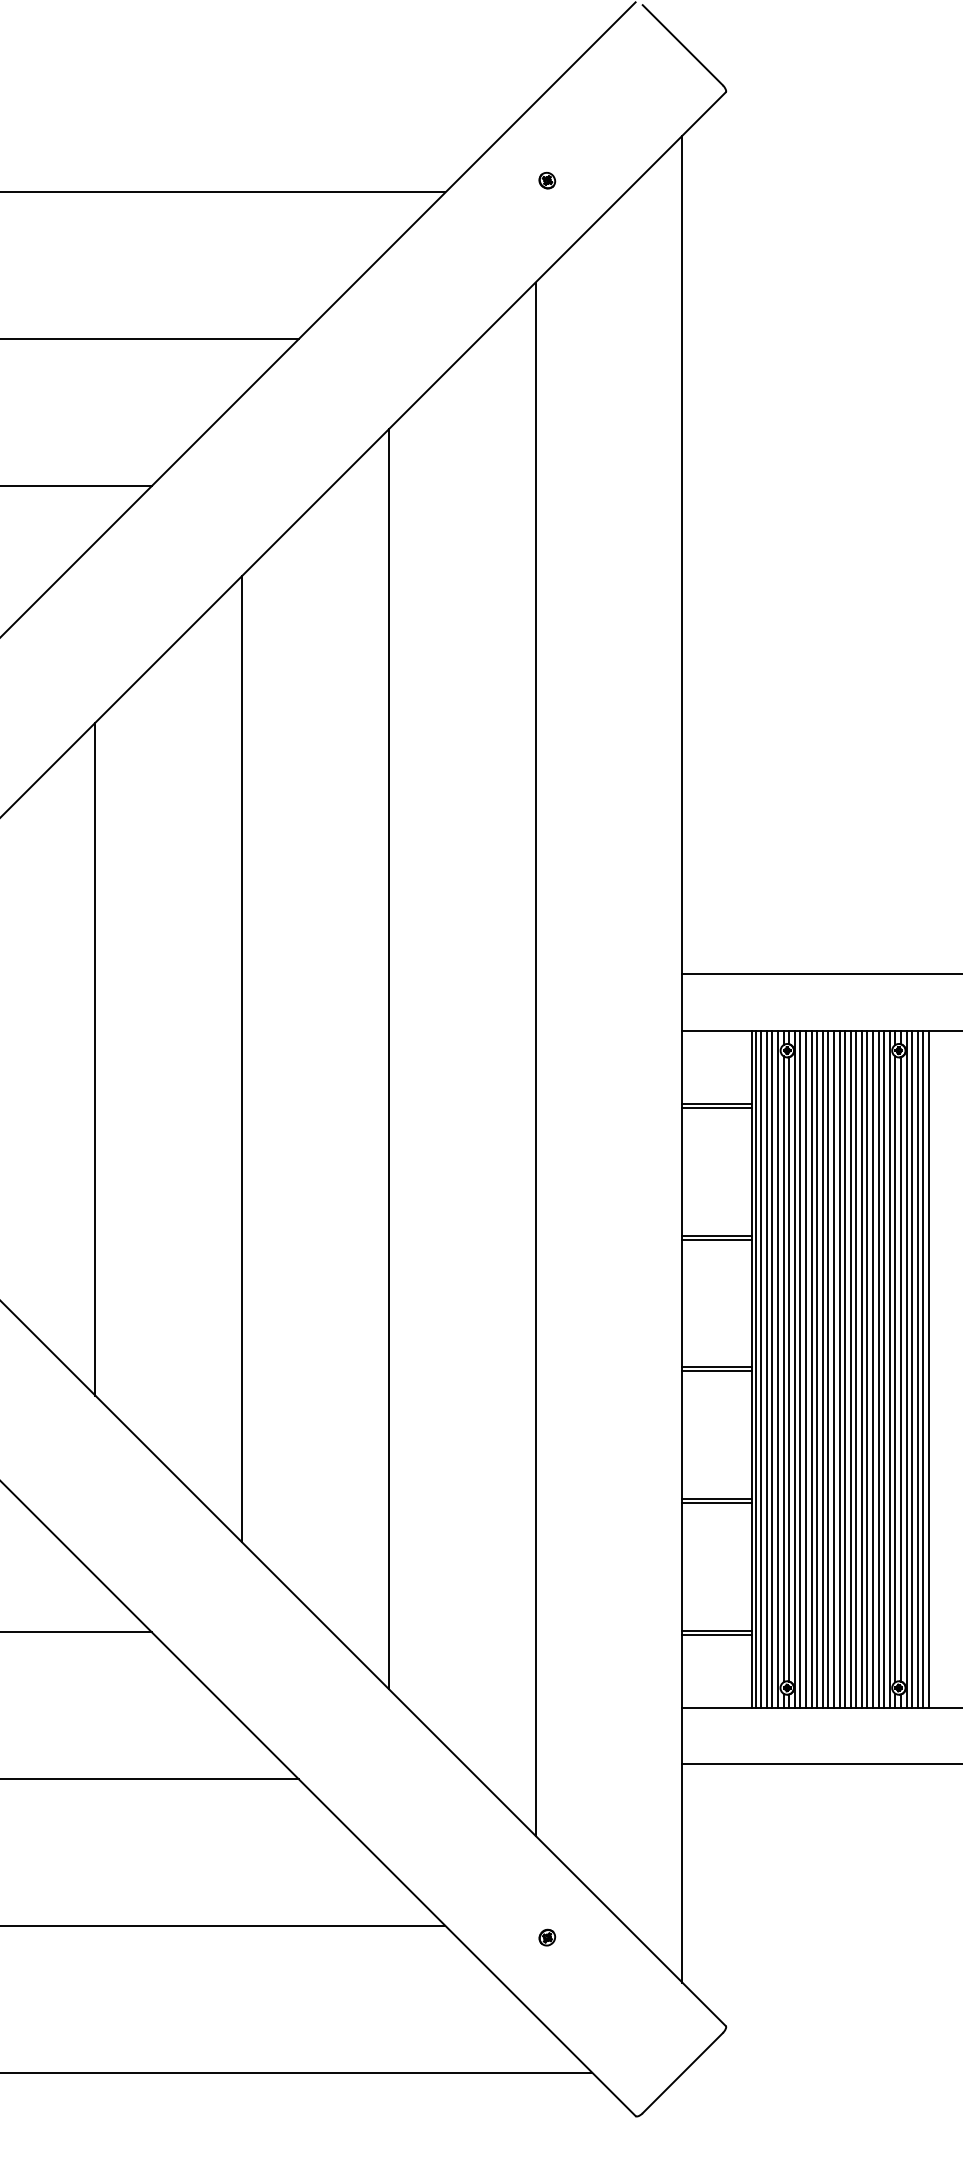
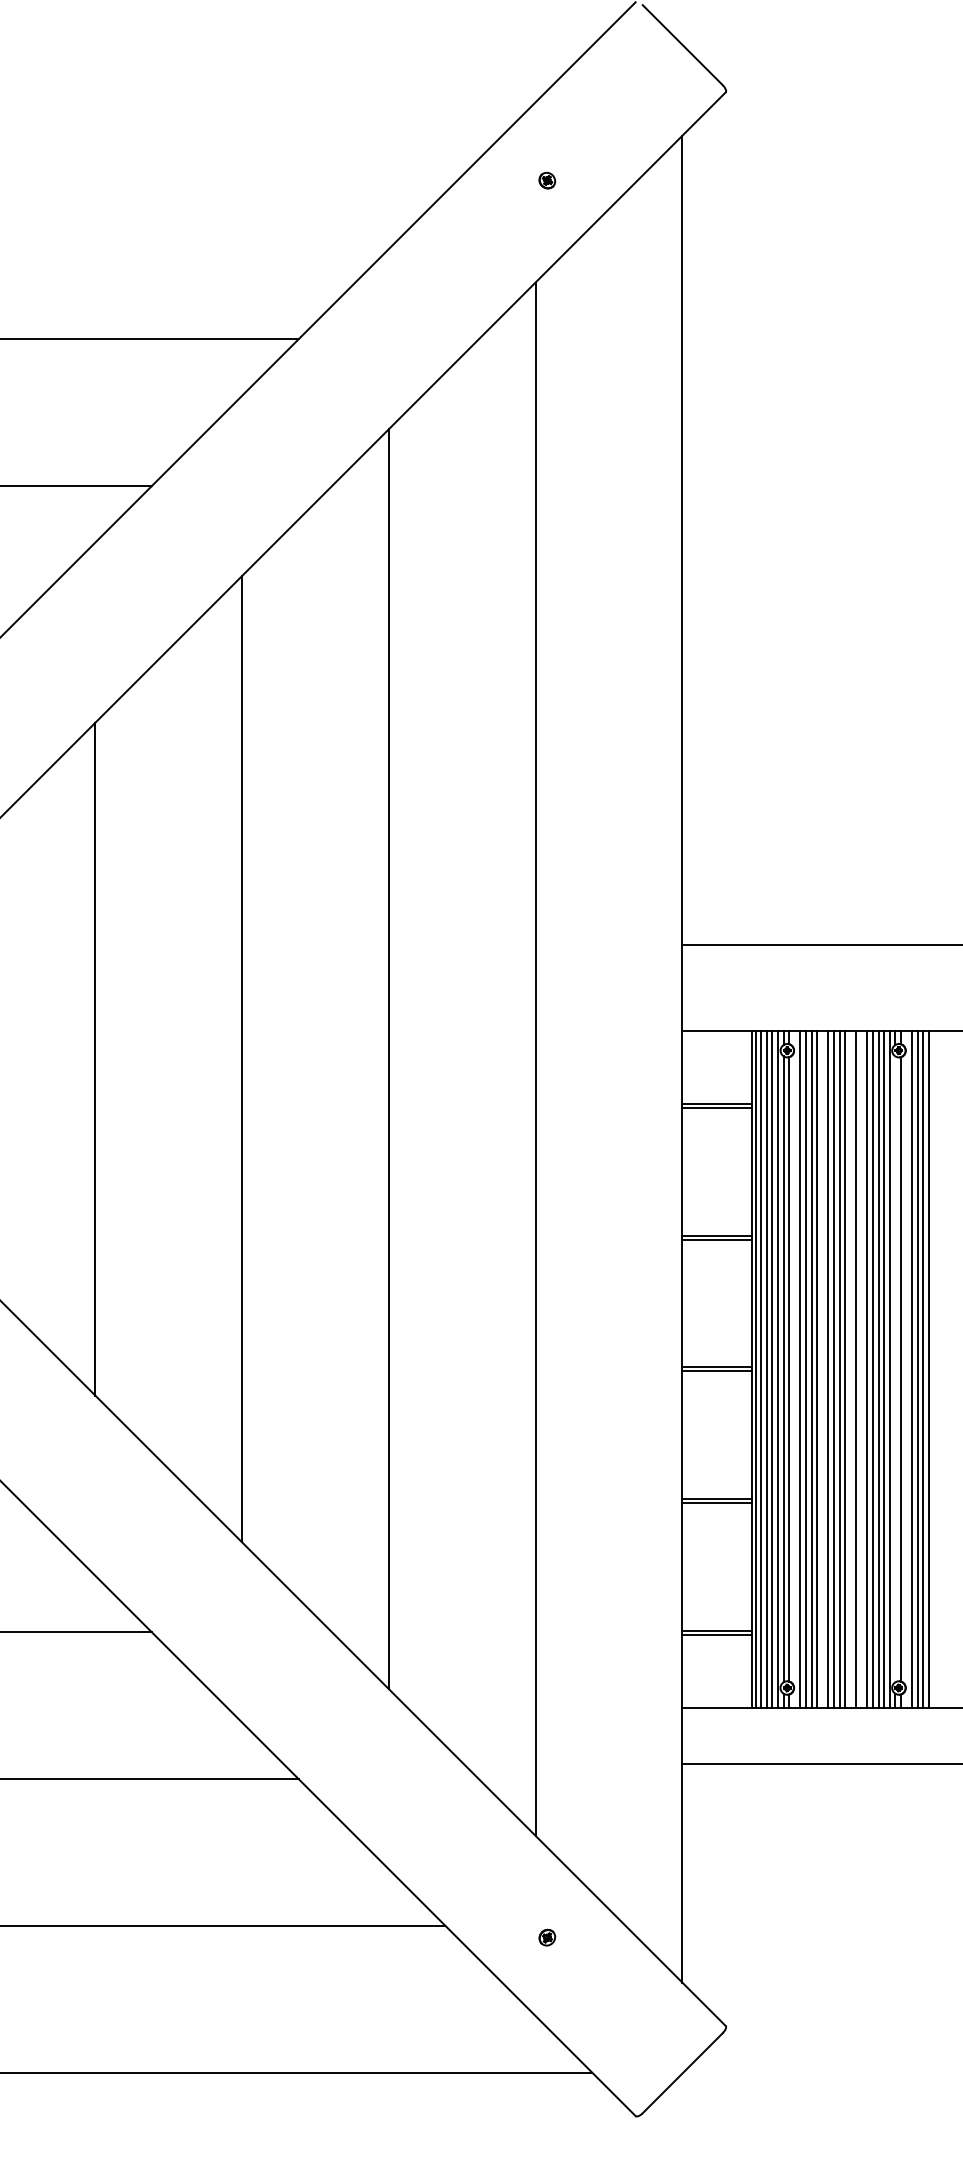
line: present -> none (223, 192)
line position: (820, 974) -> (820, 945) (820, 945)
line: present -> none (794, 1368)
line: present -> none (822, 1368)
line: present -> none (850, 1368)
line: present -> none (861, 1368)
line: present -> none (906, 1368)
line: present -> none (895, 1369)
